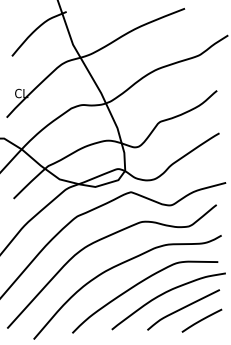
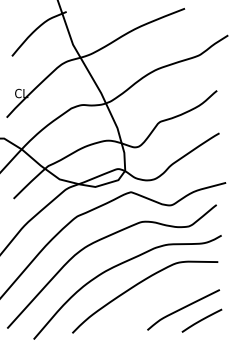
curve: present -> none (164, 294)
